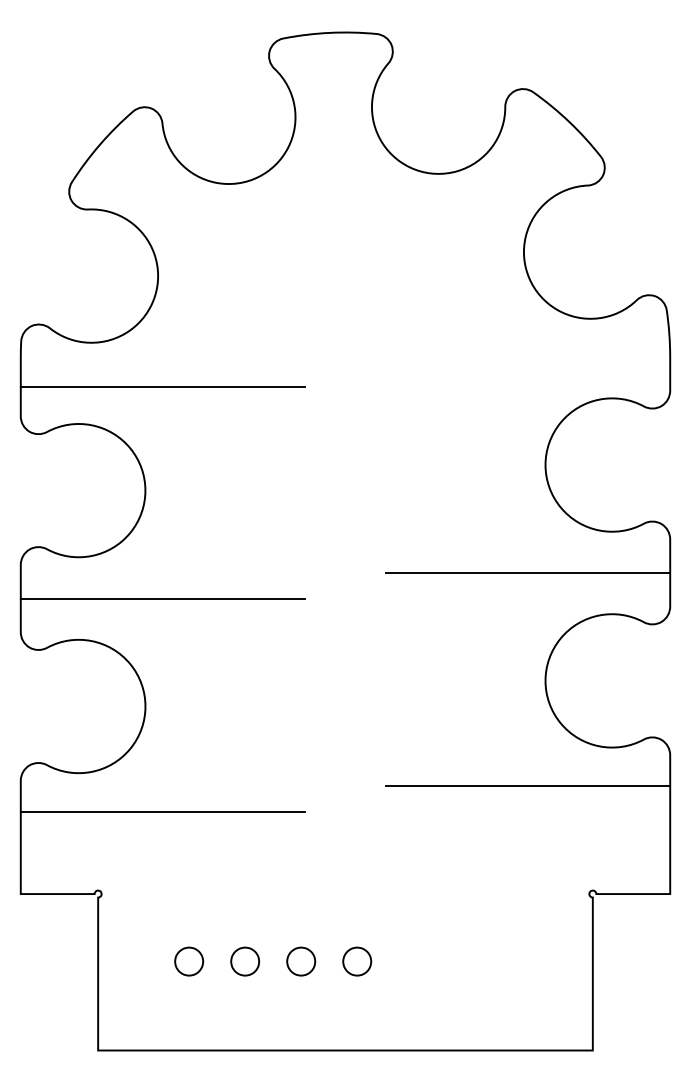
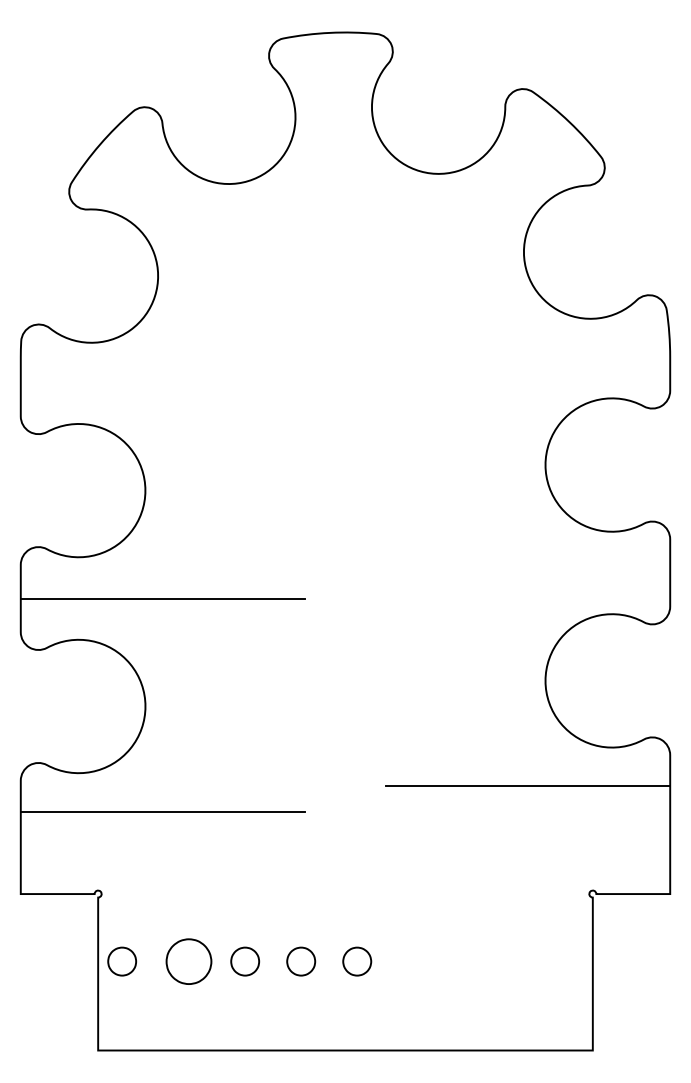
line: present -> none (162, 386)
line: present -> none (527, 572)
part: none -> present (122, 961)
part size: 31x31 px -> 48x47 px (188, 961)
